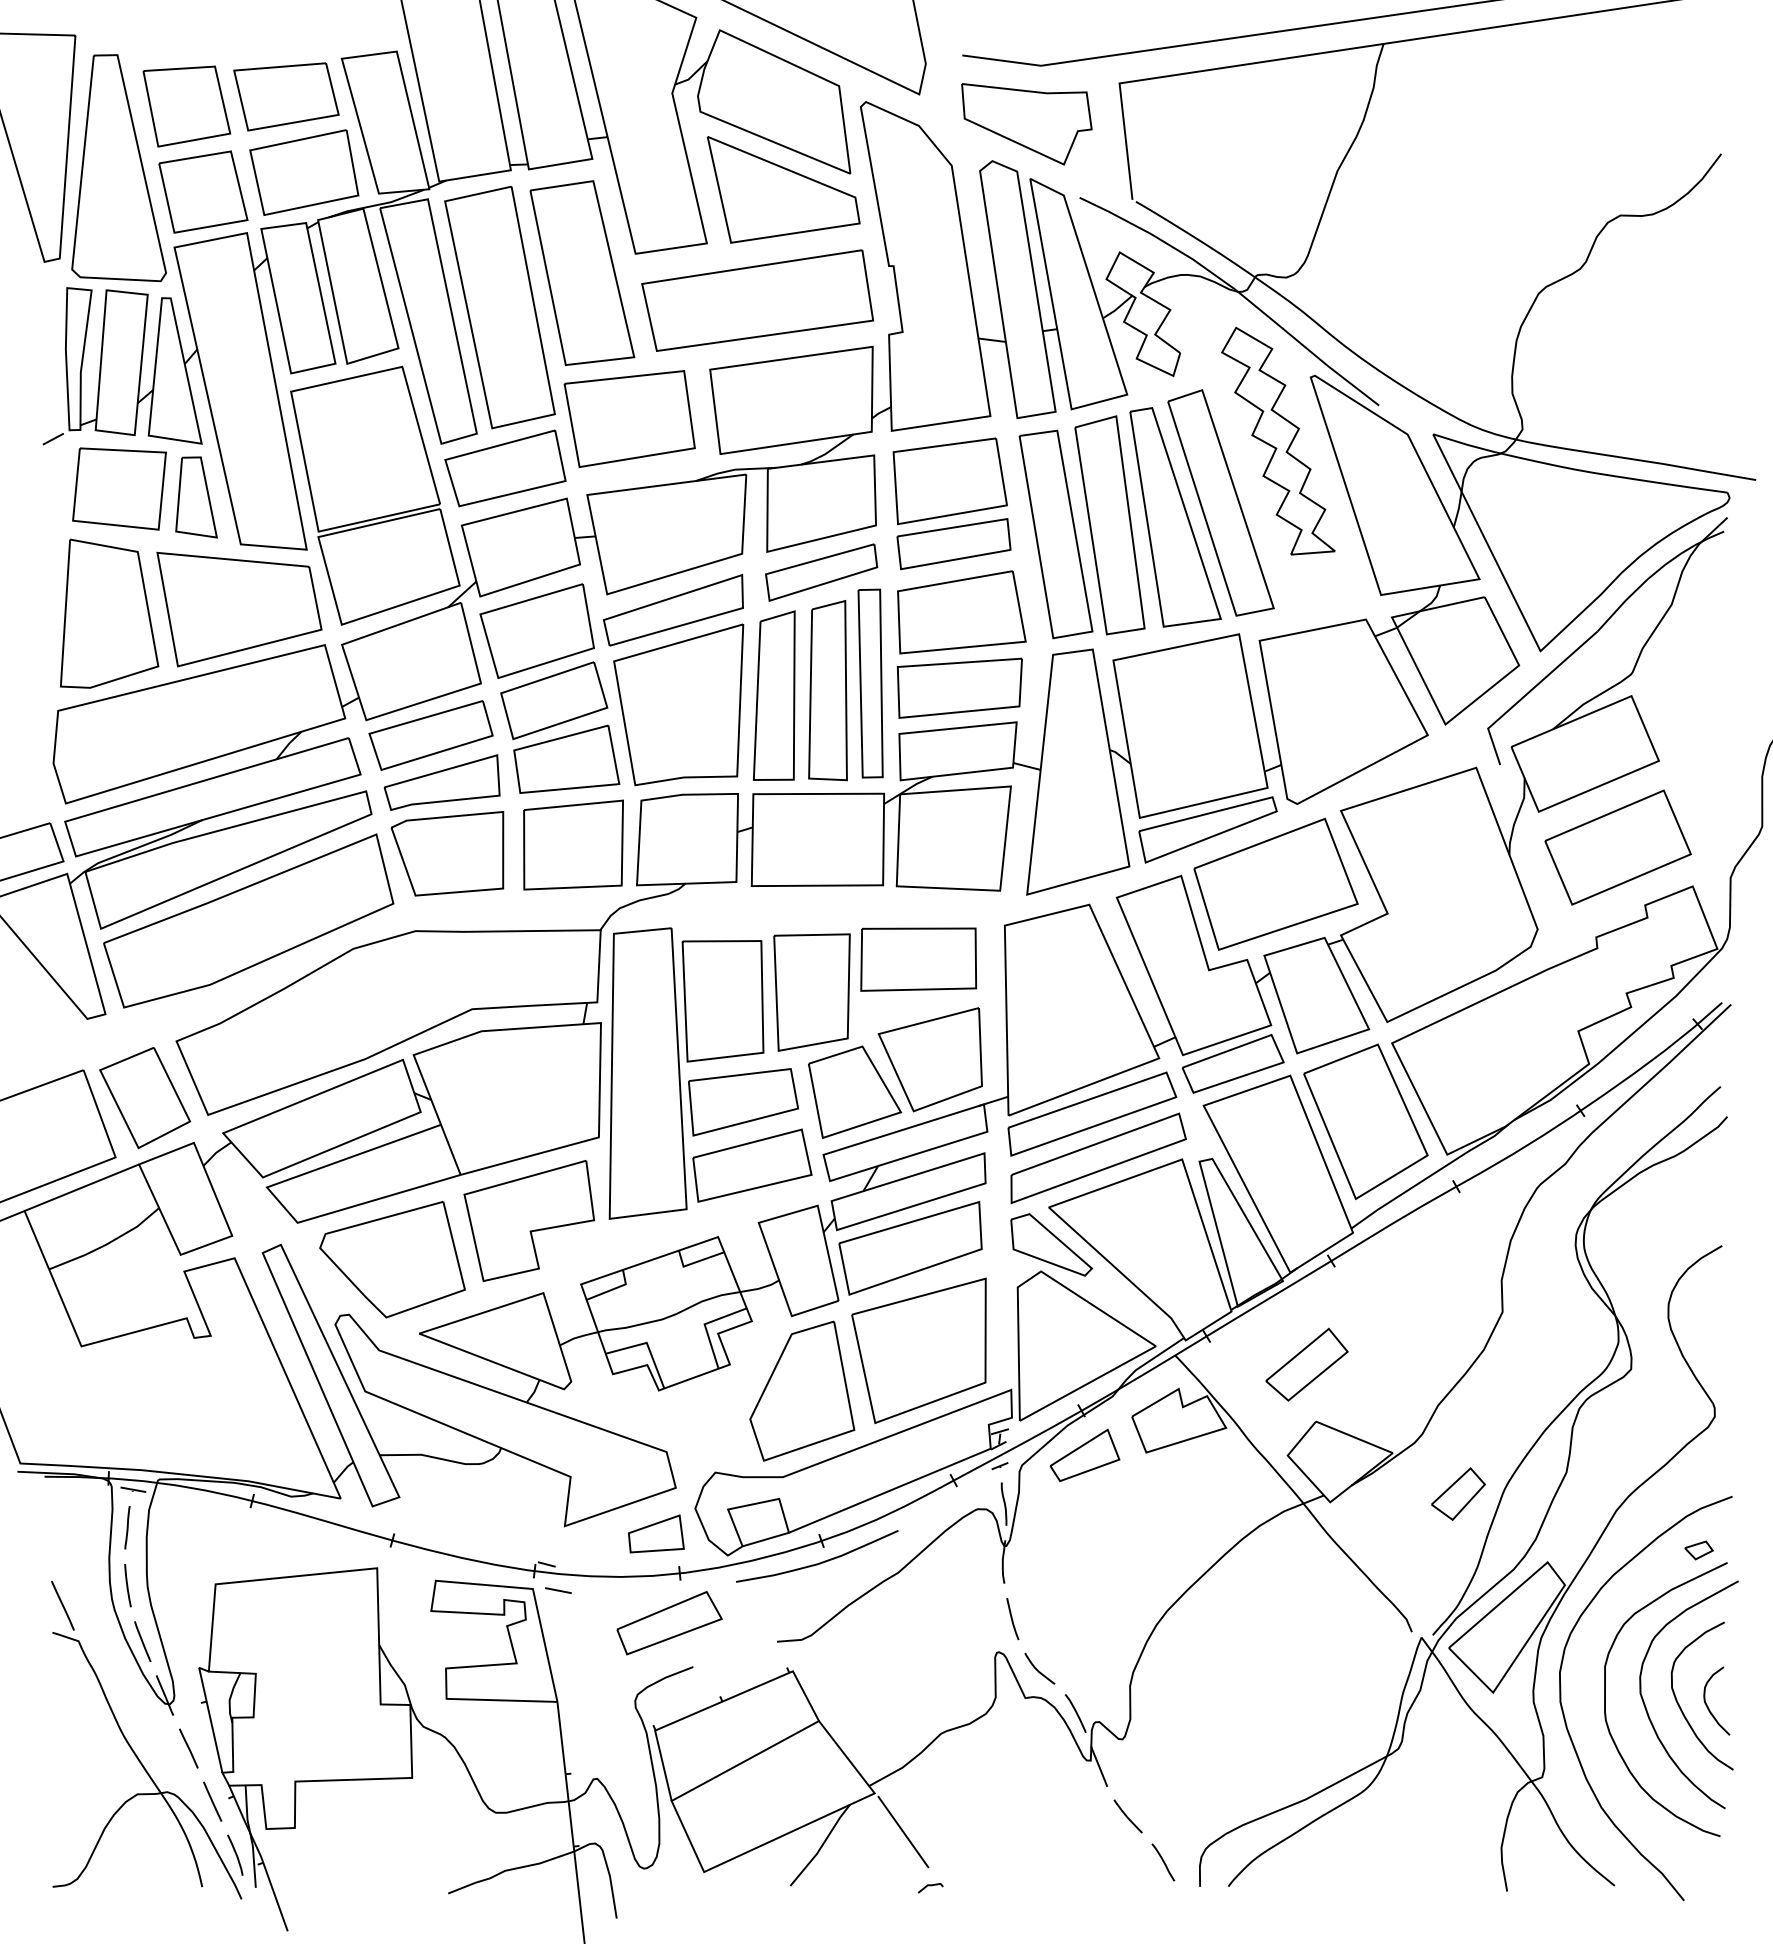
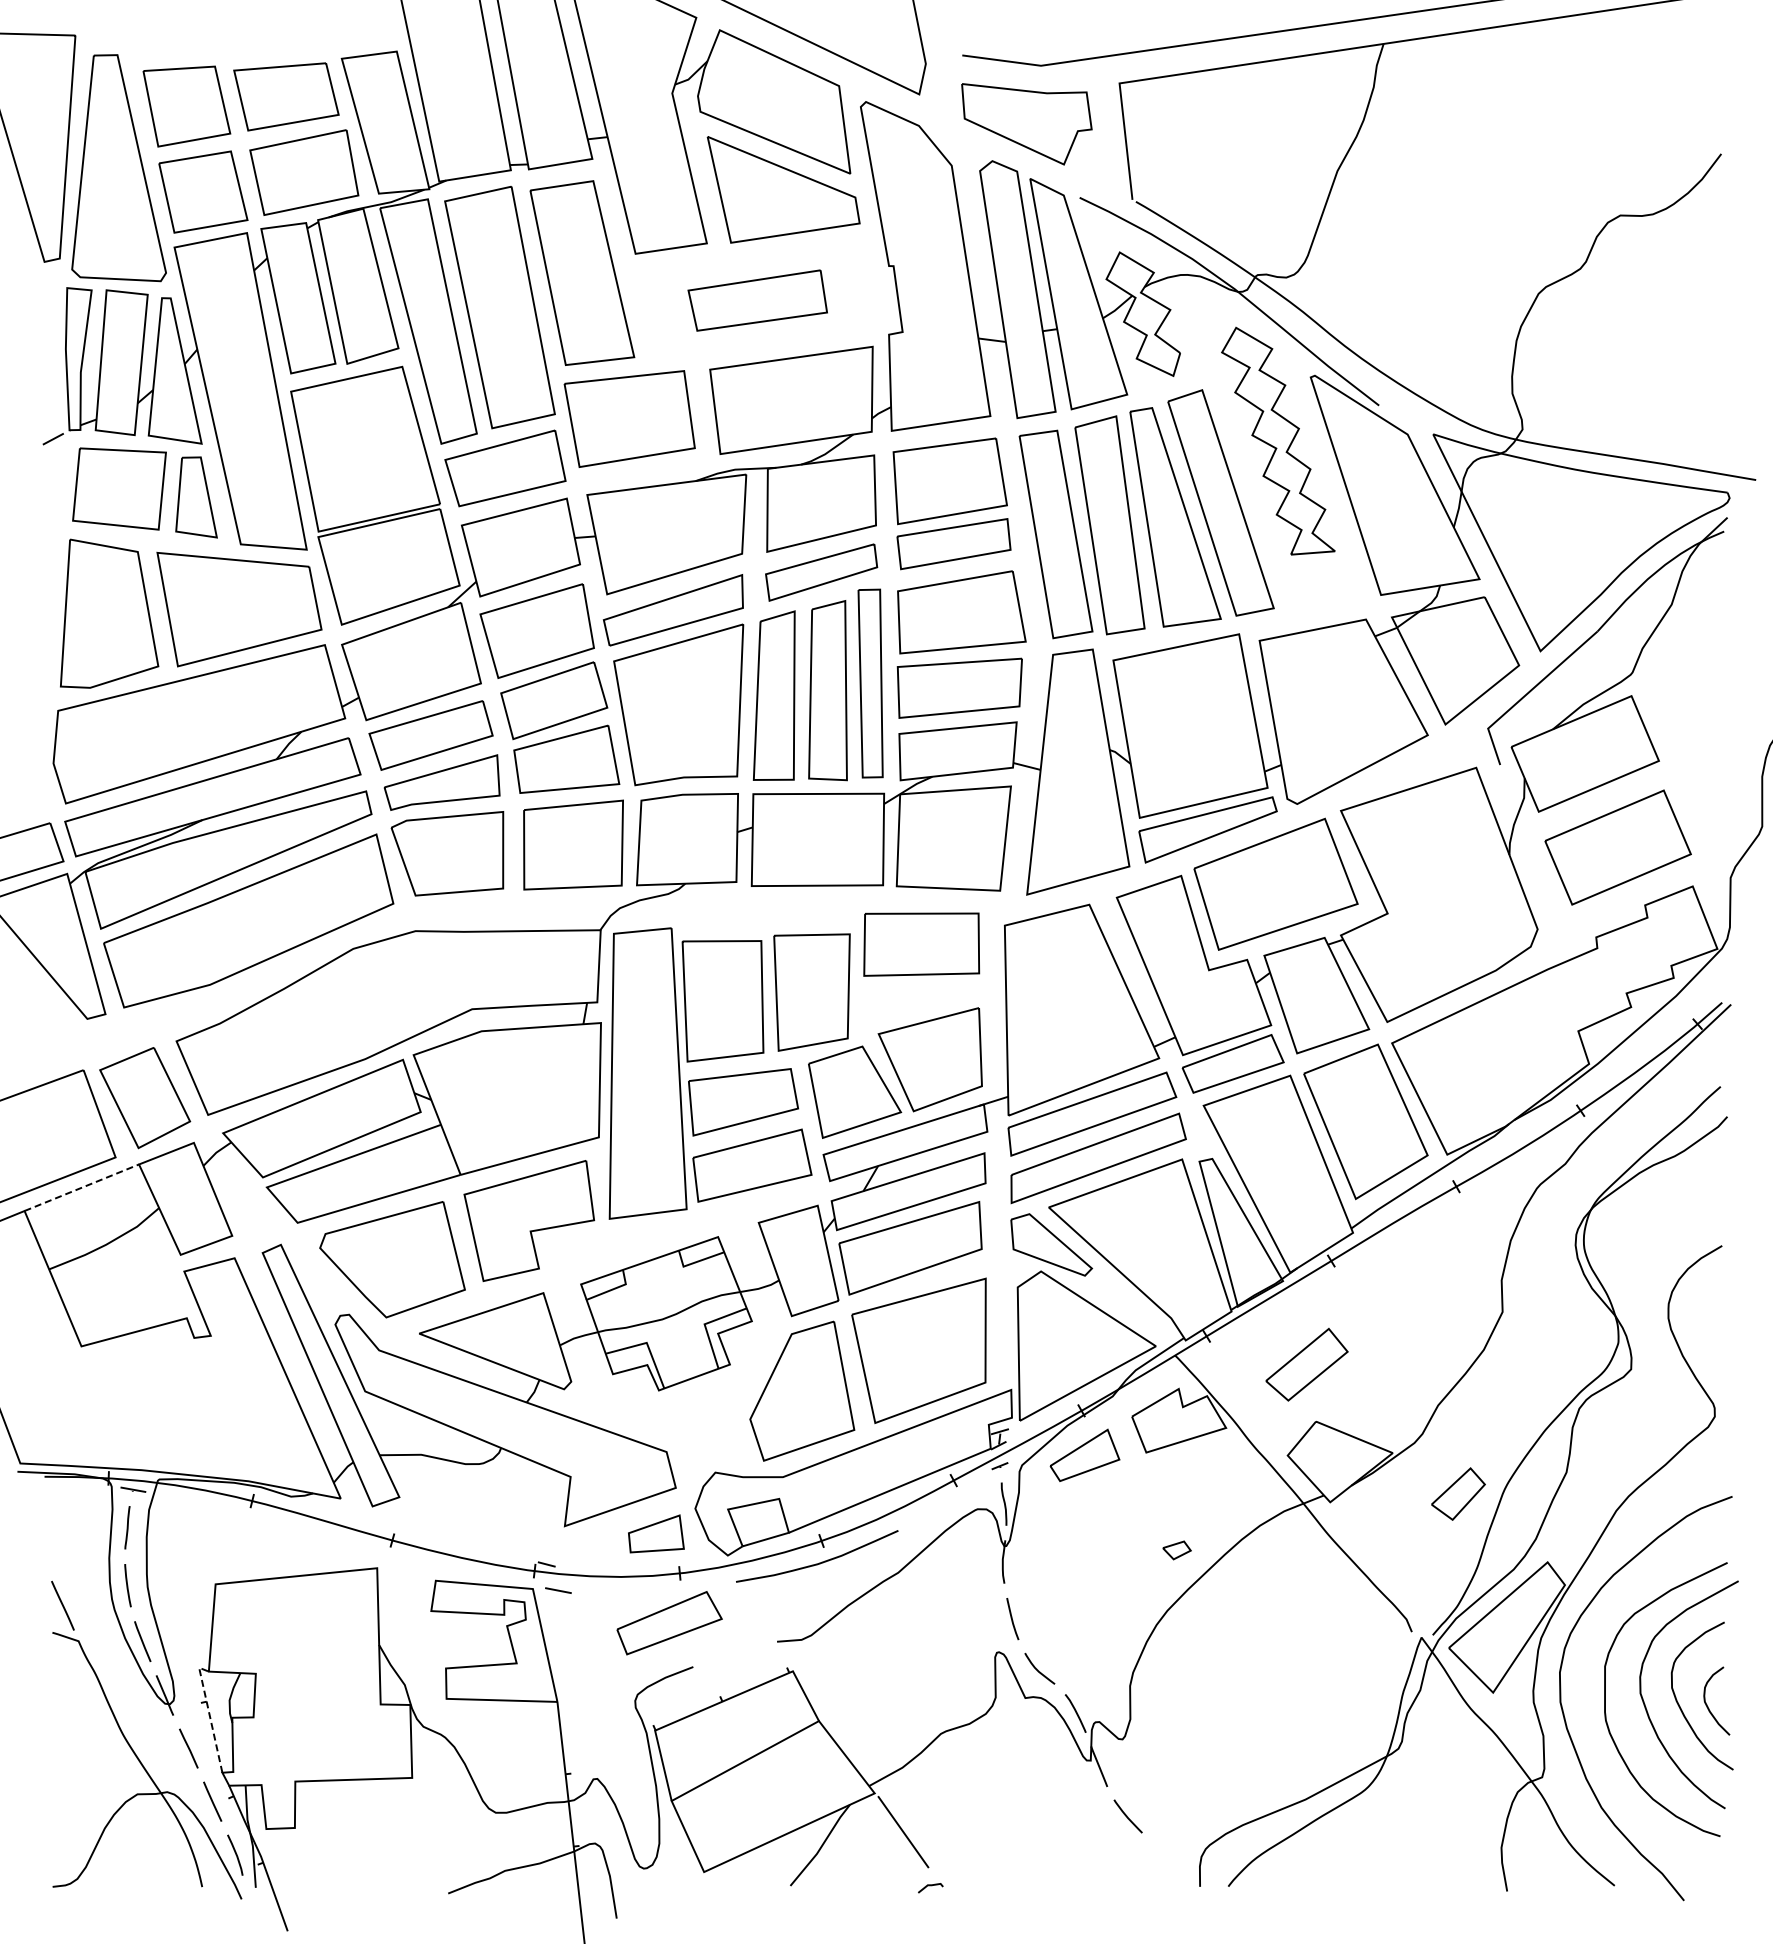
part size: 234x103 px -> 141x63 px (757, 300)
part position: (918, 959) -> (921, 944) (921, 944)
line: solid -> dashed (81, 1187)
part position: (1698, 1550) -> (1176, 1550) (1176, 1550)
line: solid -> dashed (209, 1714)
curve: present -> none (1163, 1862)
